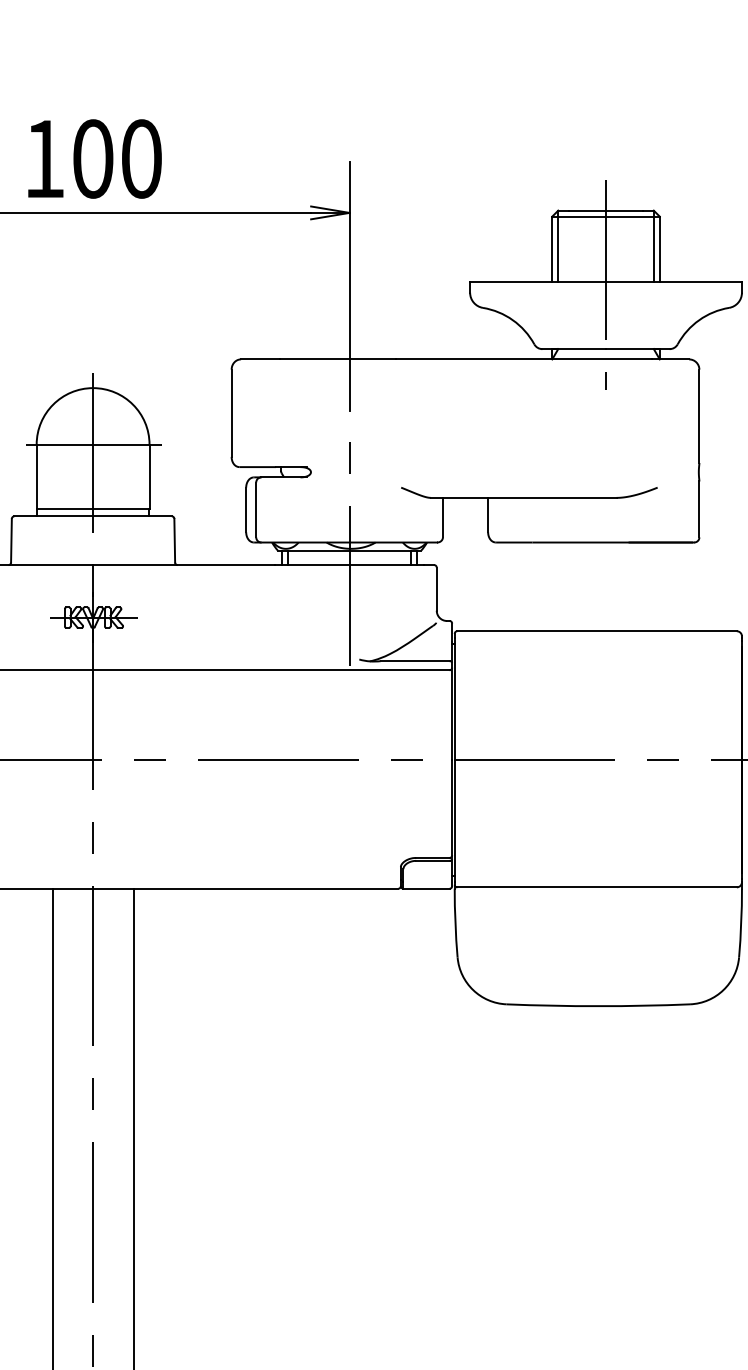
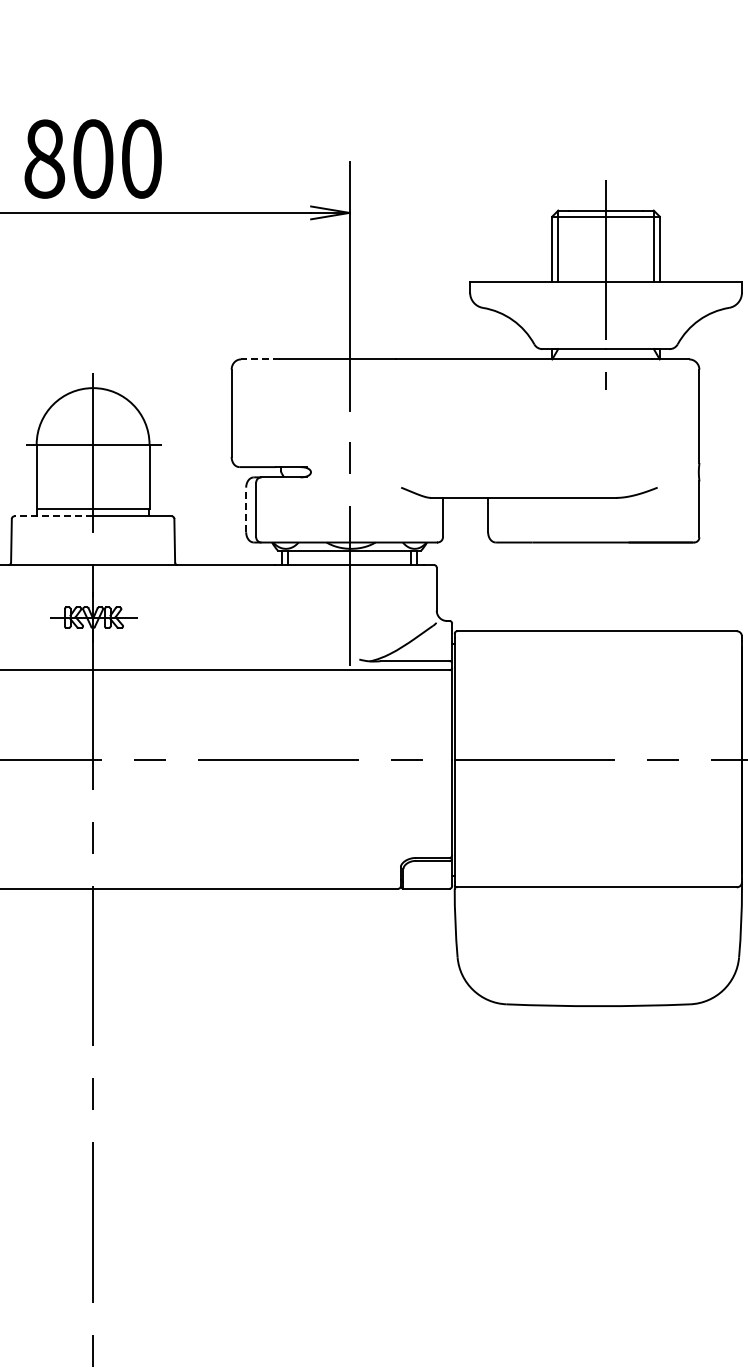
text: 100 -> 800 (44, 158)
line: solid -> dashed (260, 359)
line: solid -> dashed (246, 509)
line: solid -> dashed (53, 516)
line: present -> none (52, 1127)
line: present -> none (133, 1127)
